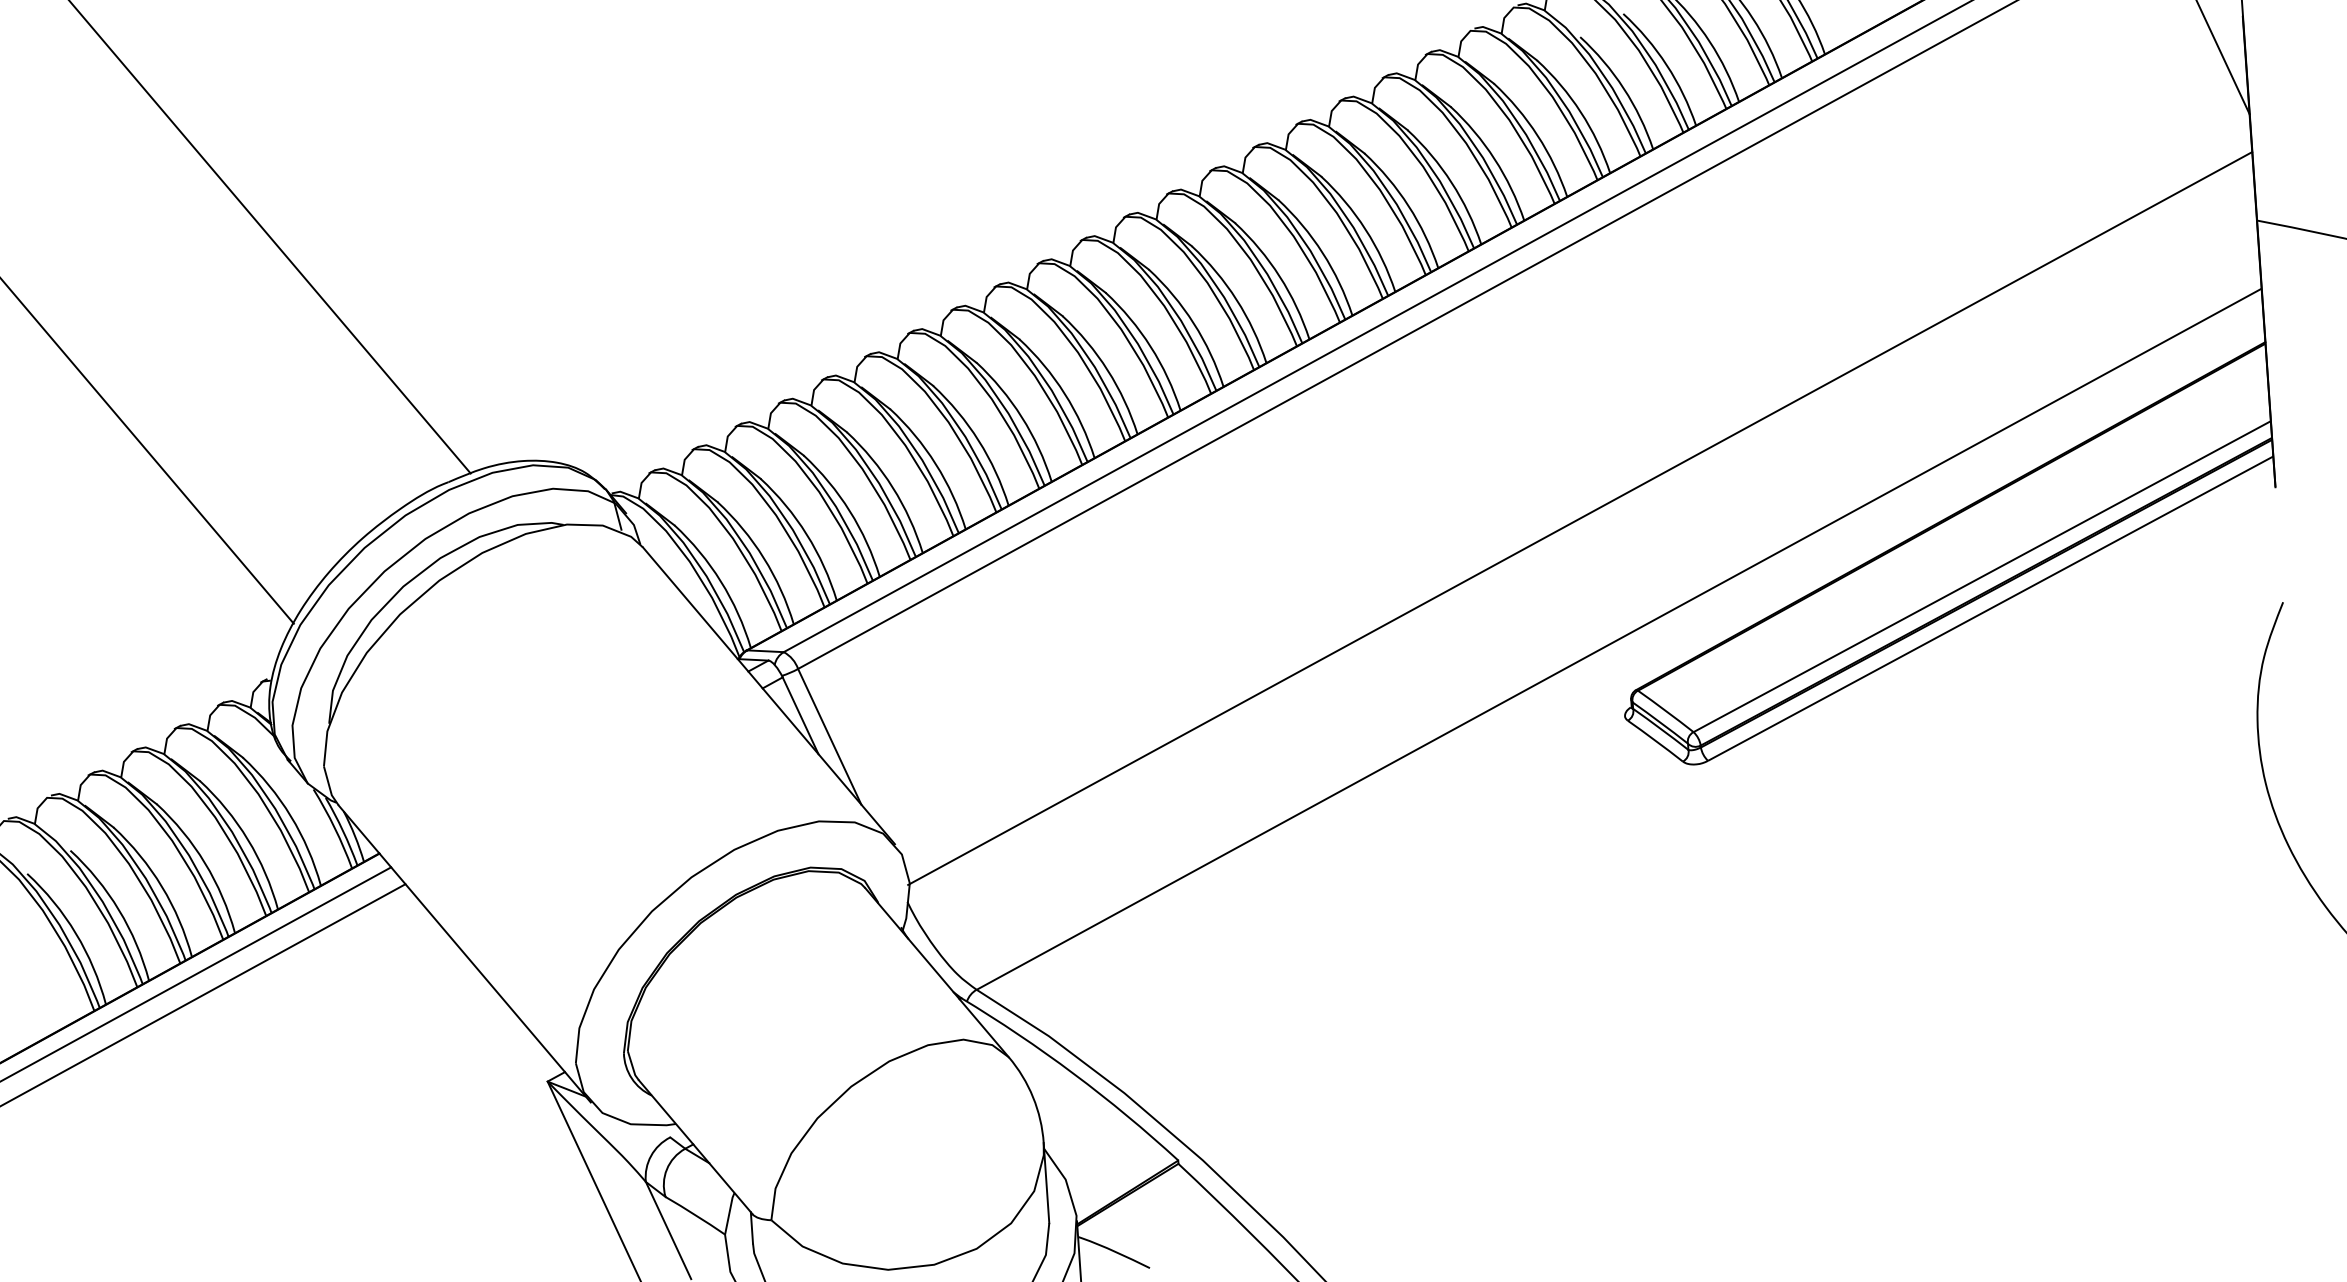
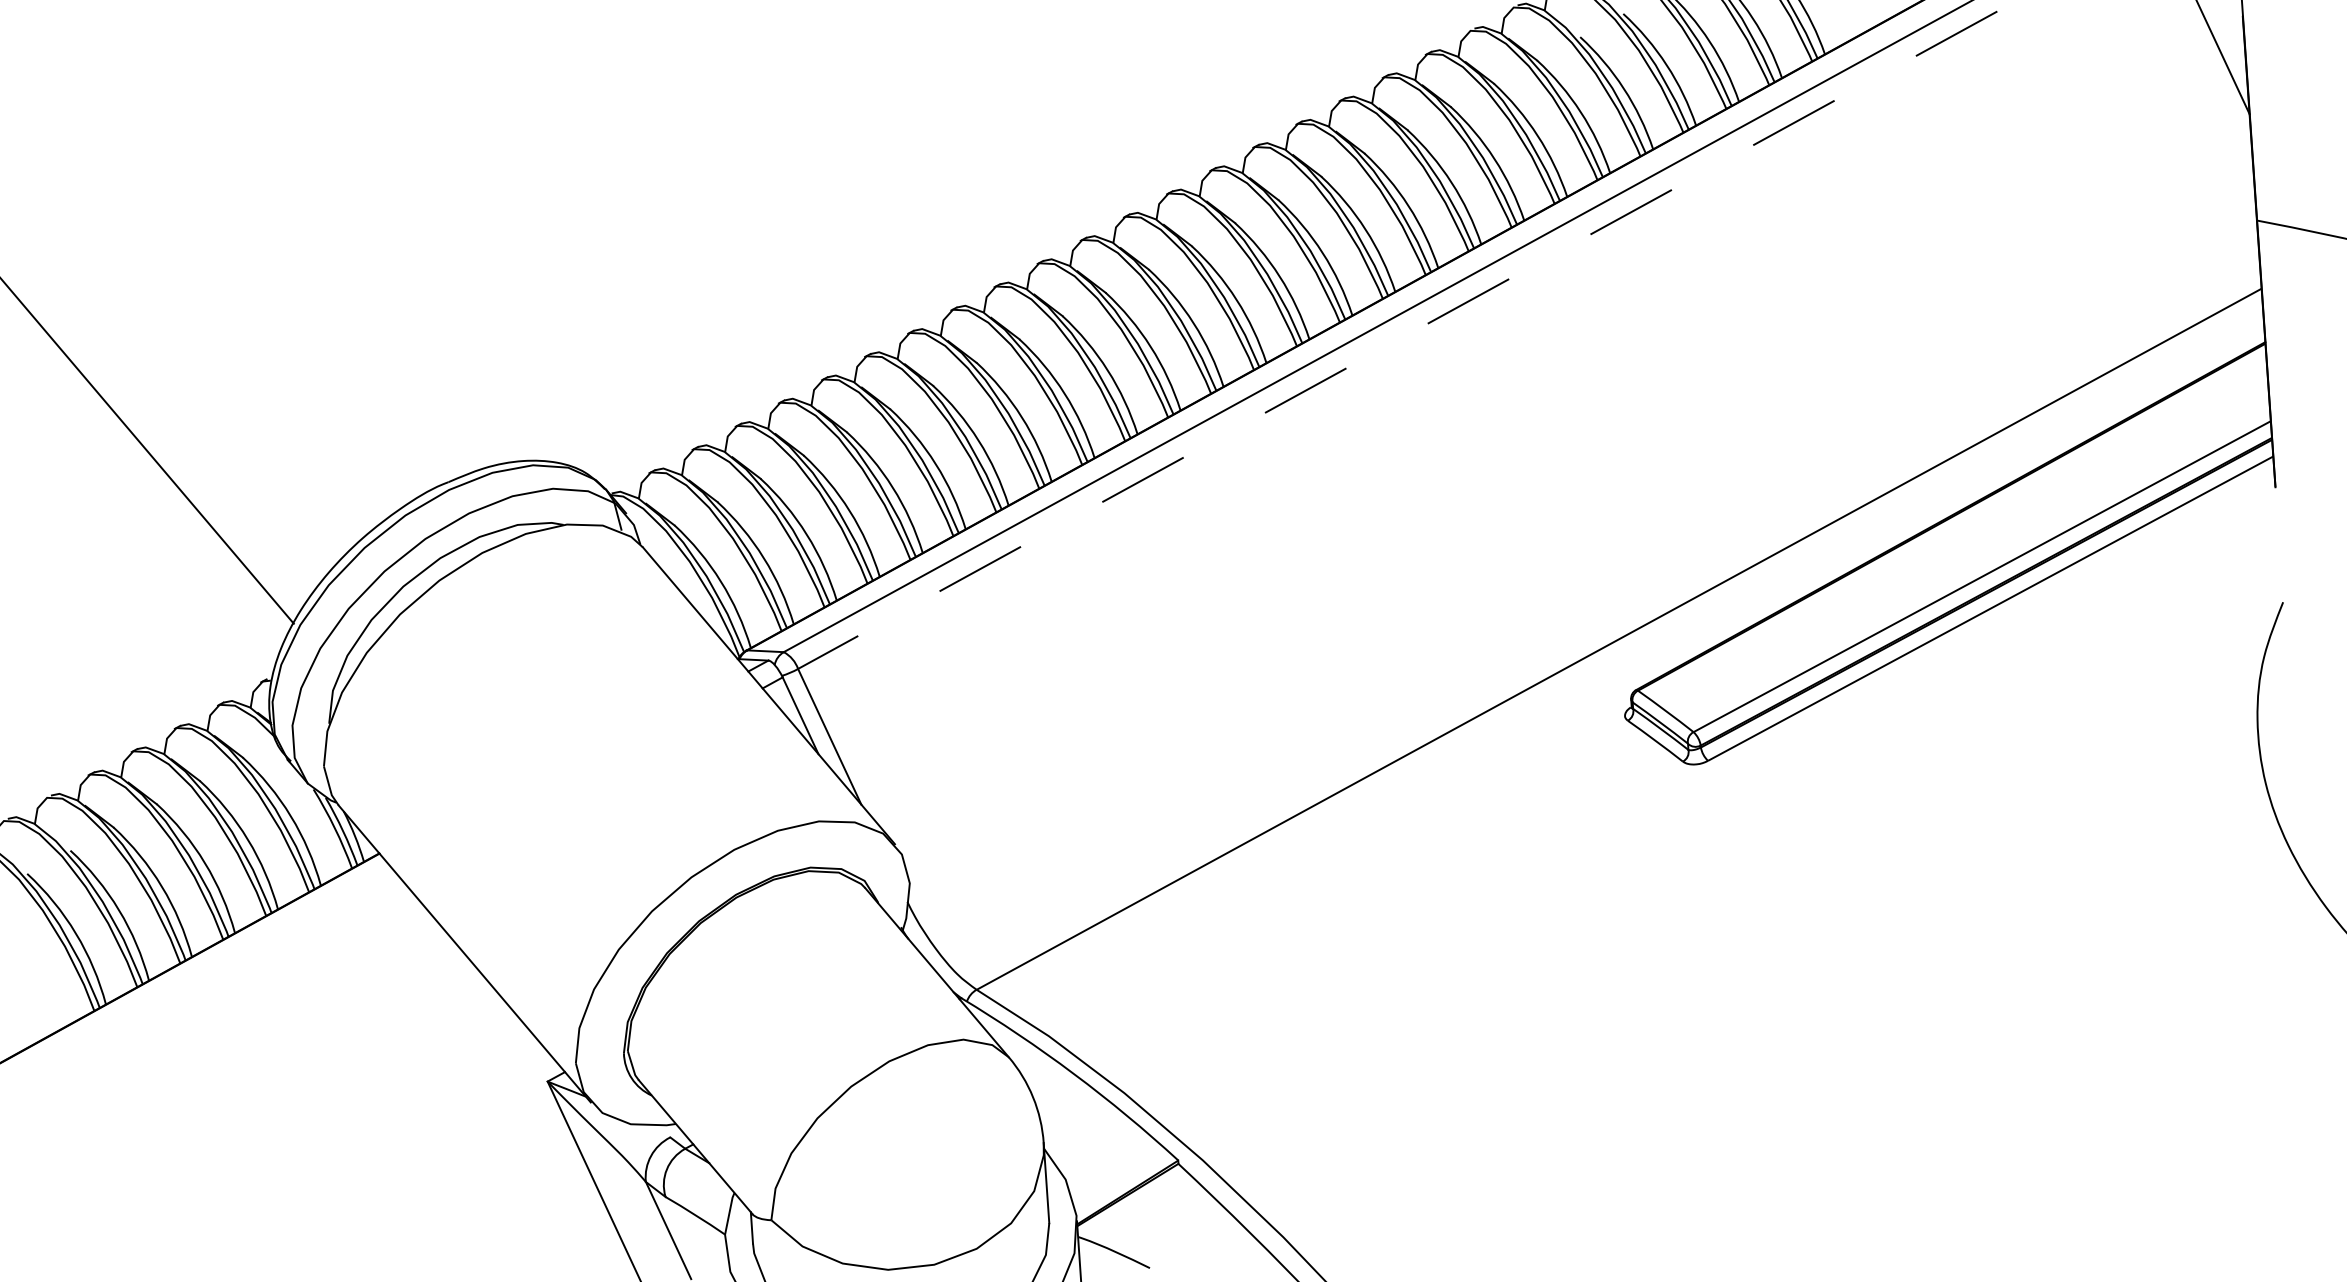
line: present -> none (270, 237)
line: solid -> dashed (1408, 334)
line: present -> none (1580, 518)
line: present -> none (196, 973)
line: present -> none (203, 994)
